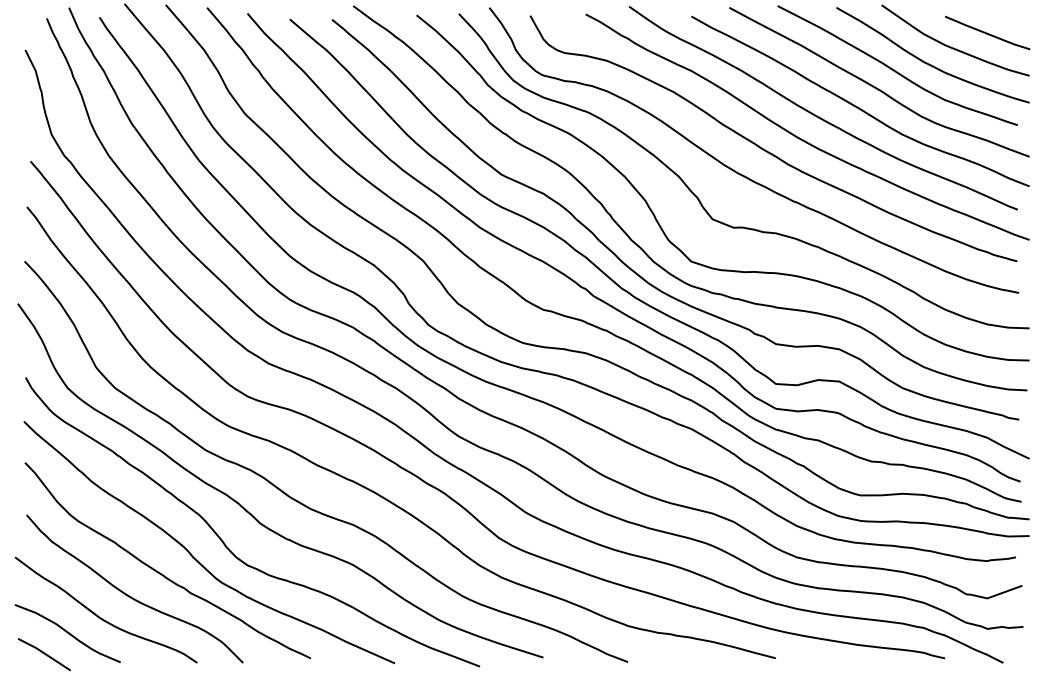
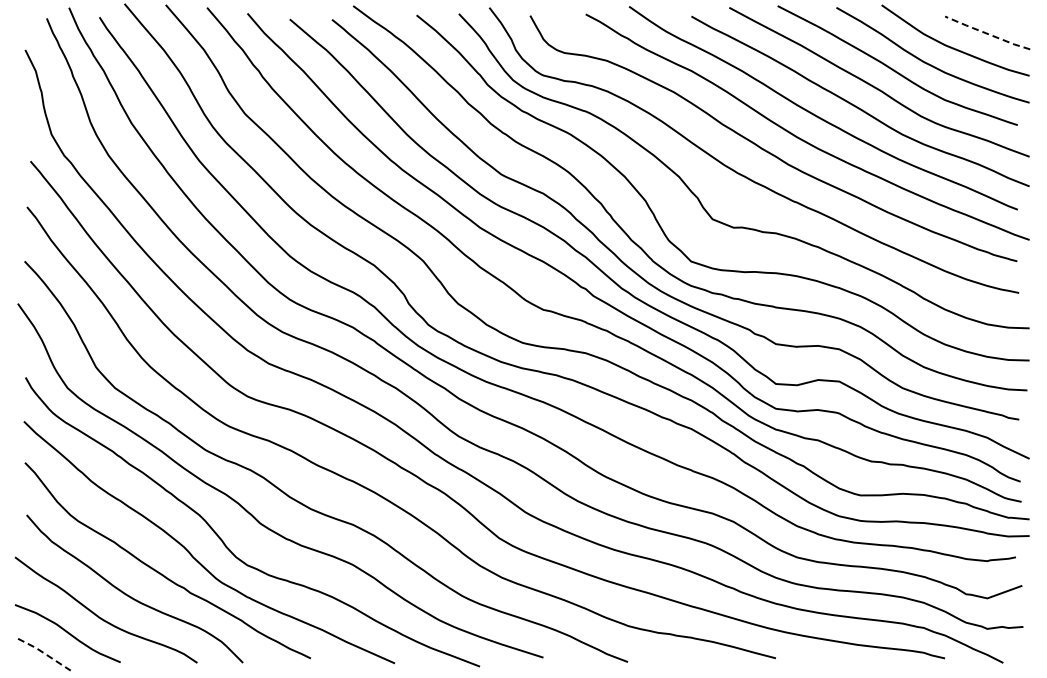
line: solid -> dashed (987, 33)
line: solid -> dashed (44, 653)
